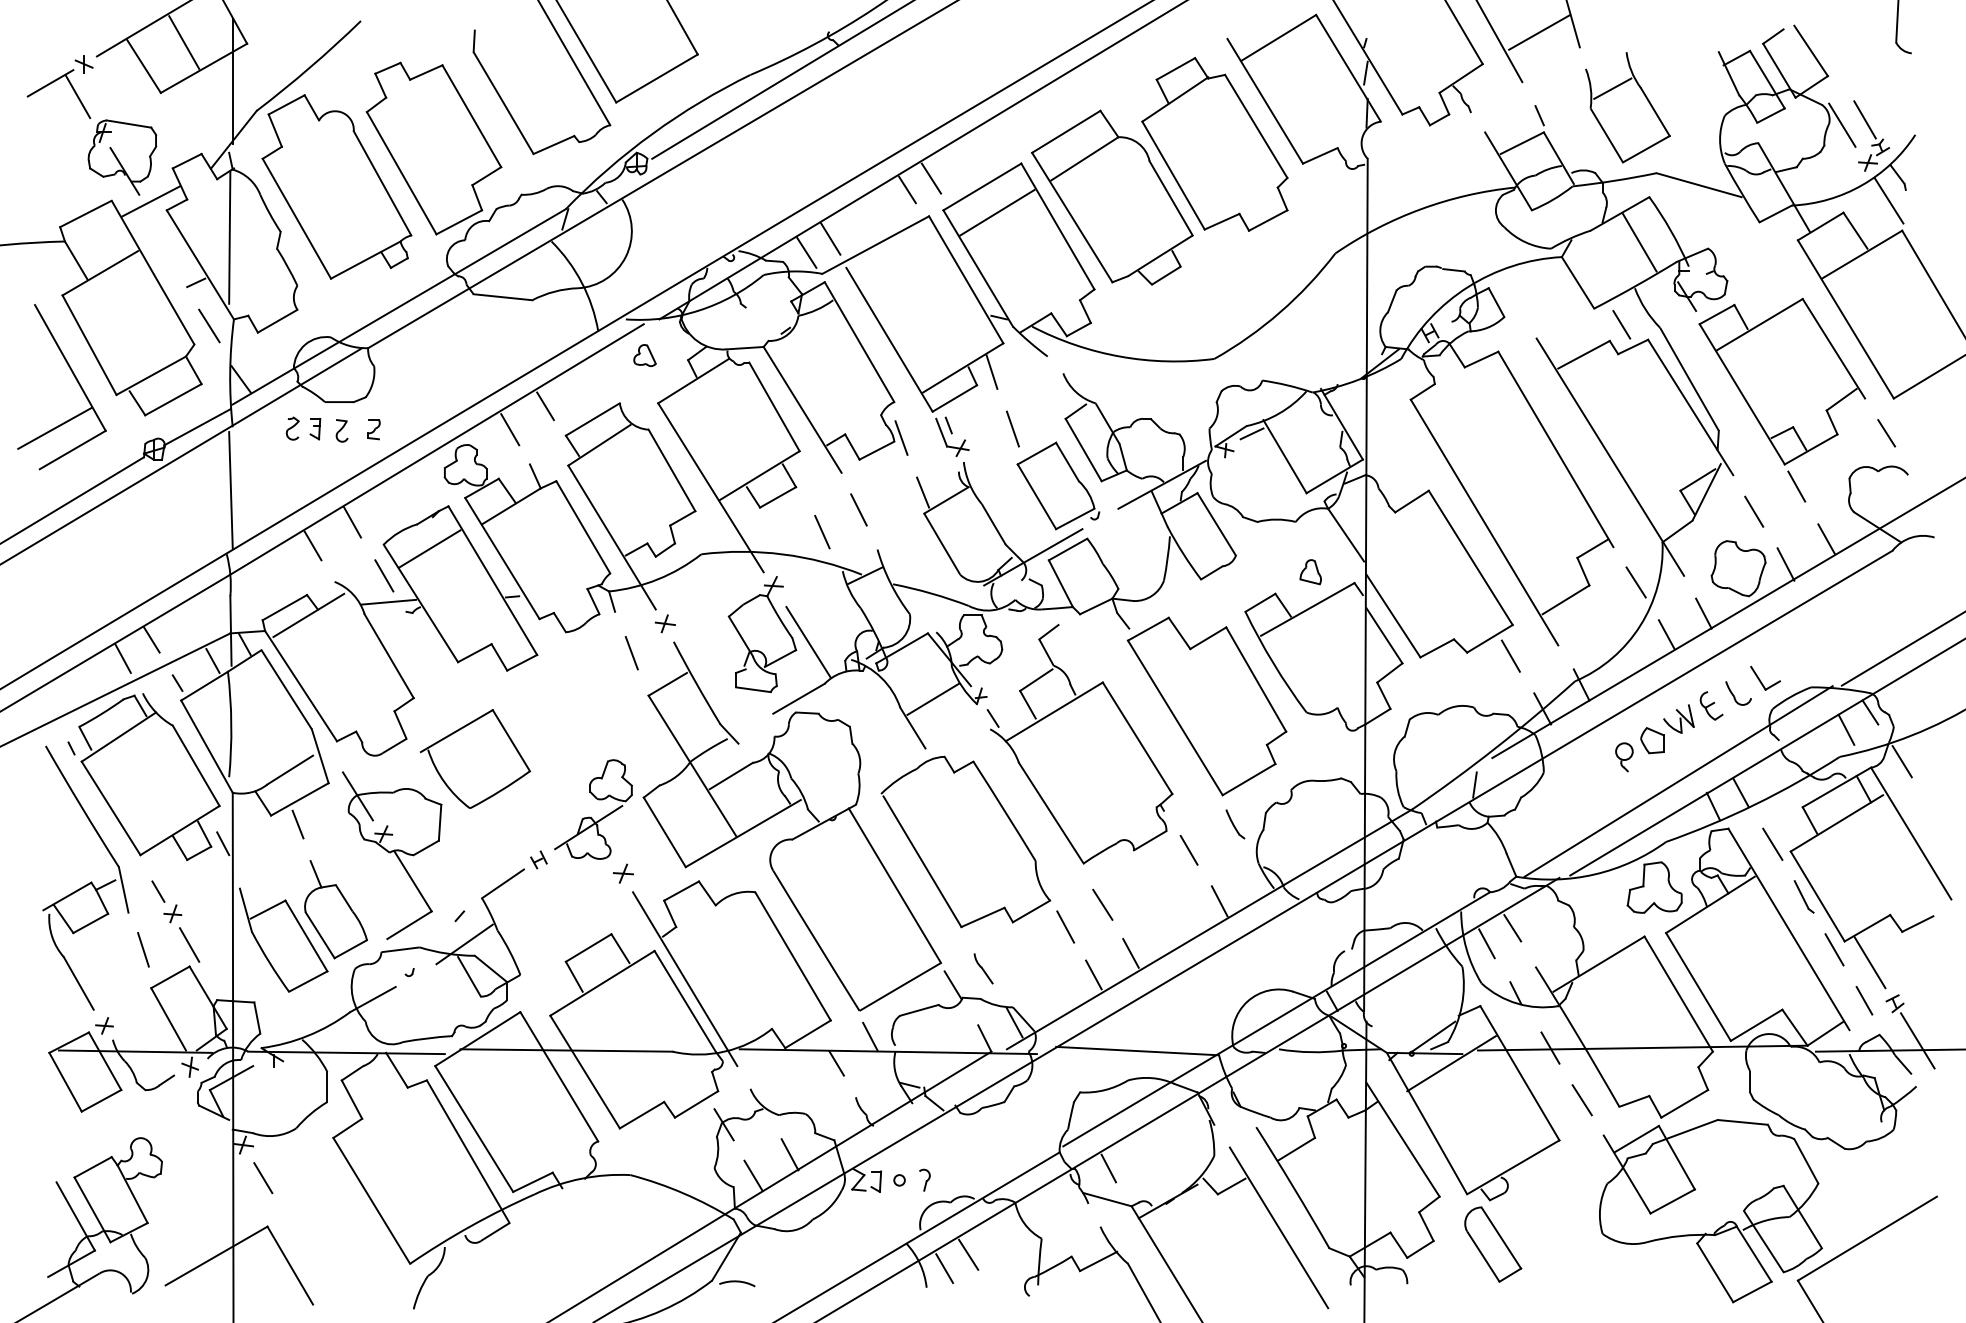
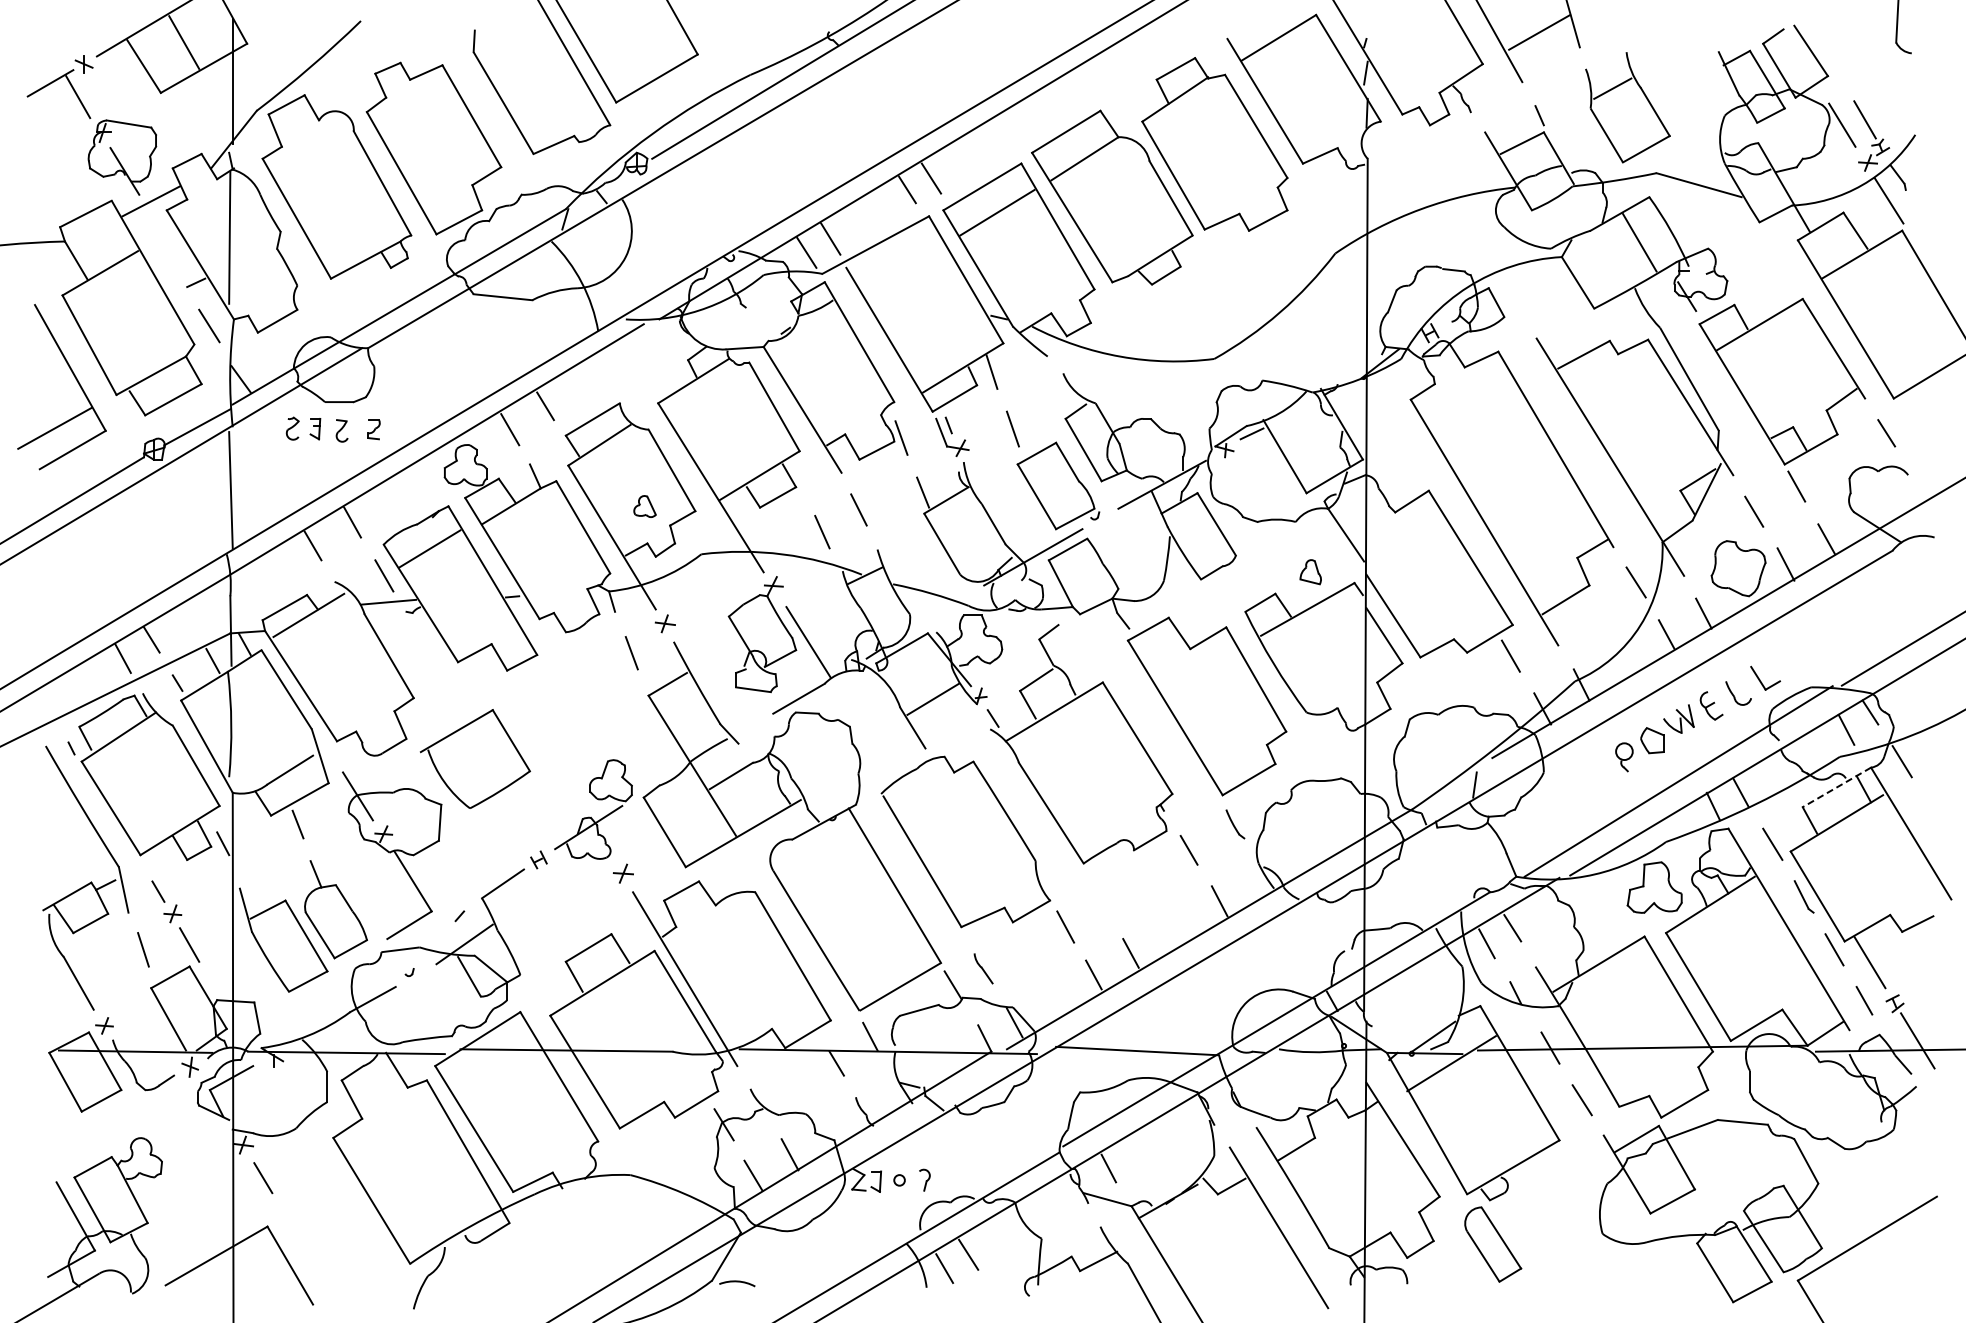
line: present -> none (1621, 324)
part position: (644, 355) -> (644, 506) (644, 506)
line: solid -> dashed (1836, 787)
line: present -> none (1102, 904)
